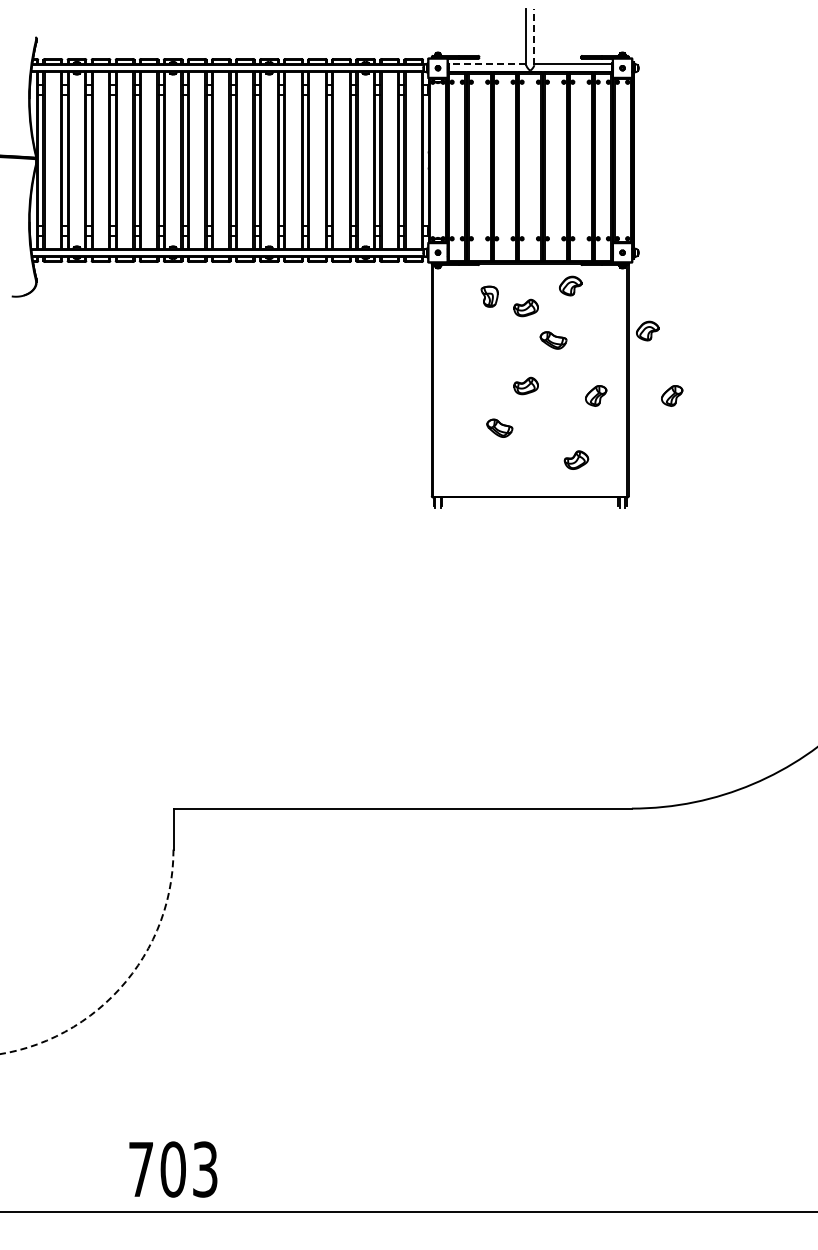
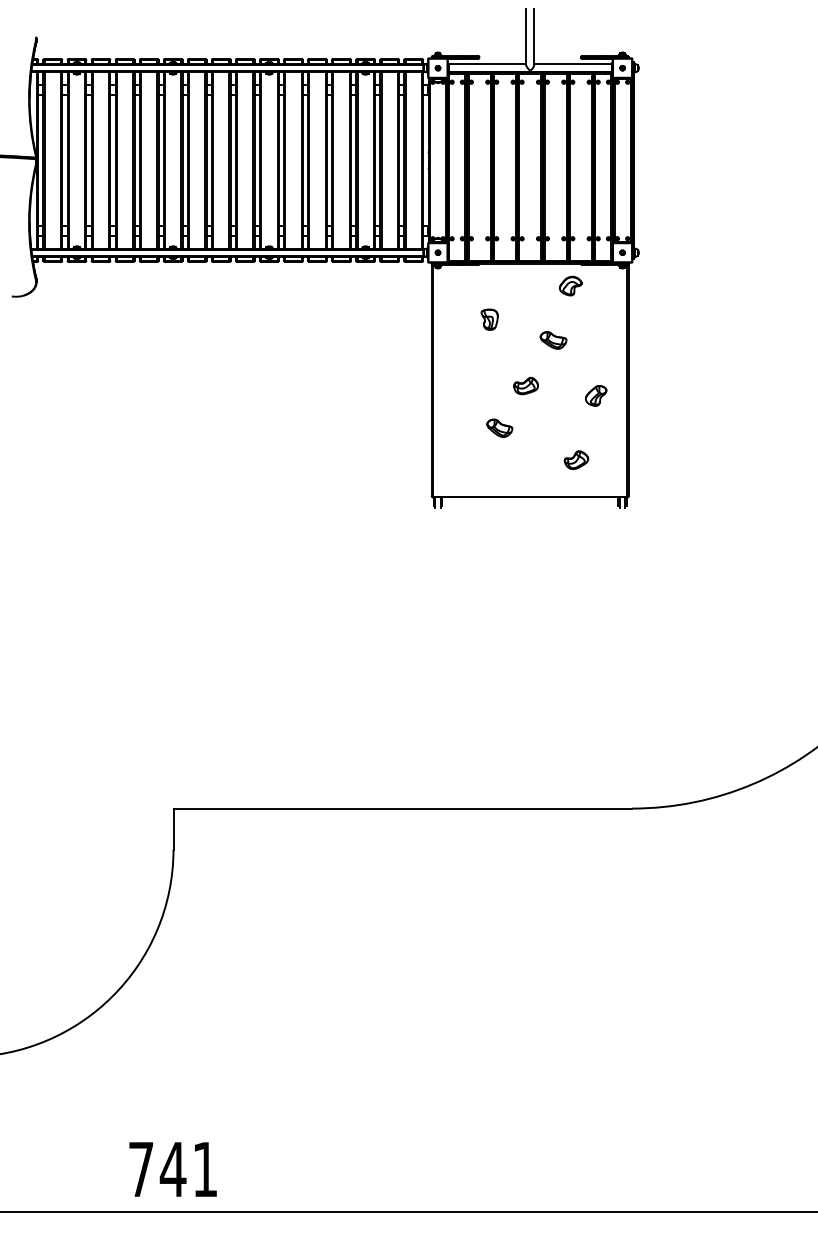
line: dashed -> solid (534, 36)
line: dashed -> solid (487, 64)
part position: (489, 296) -> (489, 319) (489, 319)
part: present -> none (525, 307)
part: present -> none (647, 330)
part: present -> none (672, 395)
arc: dashed -> solid (124, 983)
text: 703 -> 741 (188, 1169)
